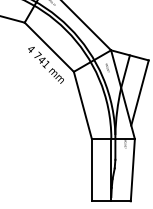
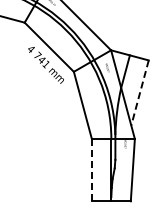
line: solid -> dashed (140, 93)
line: solid -> dashed (91, 170)
